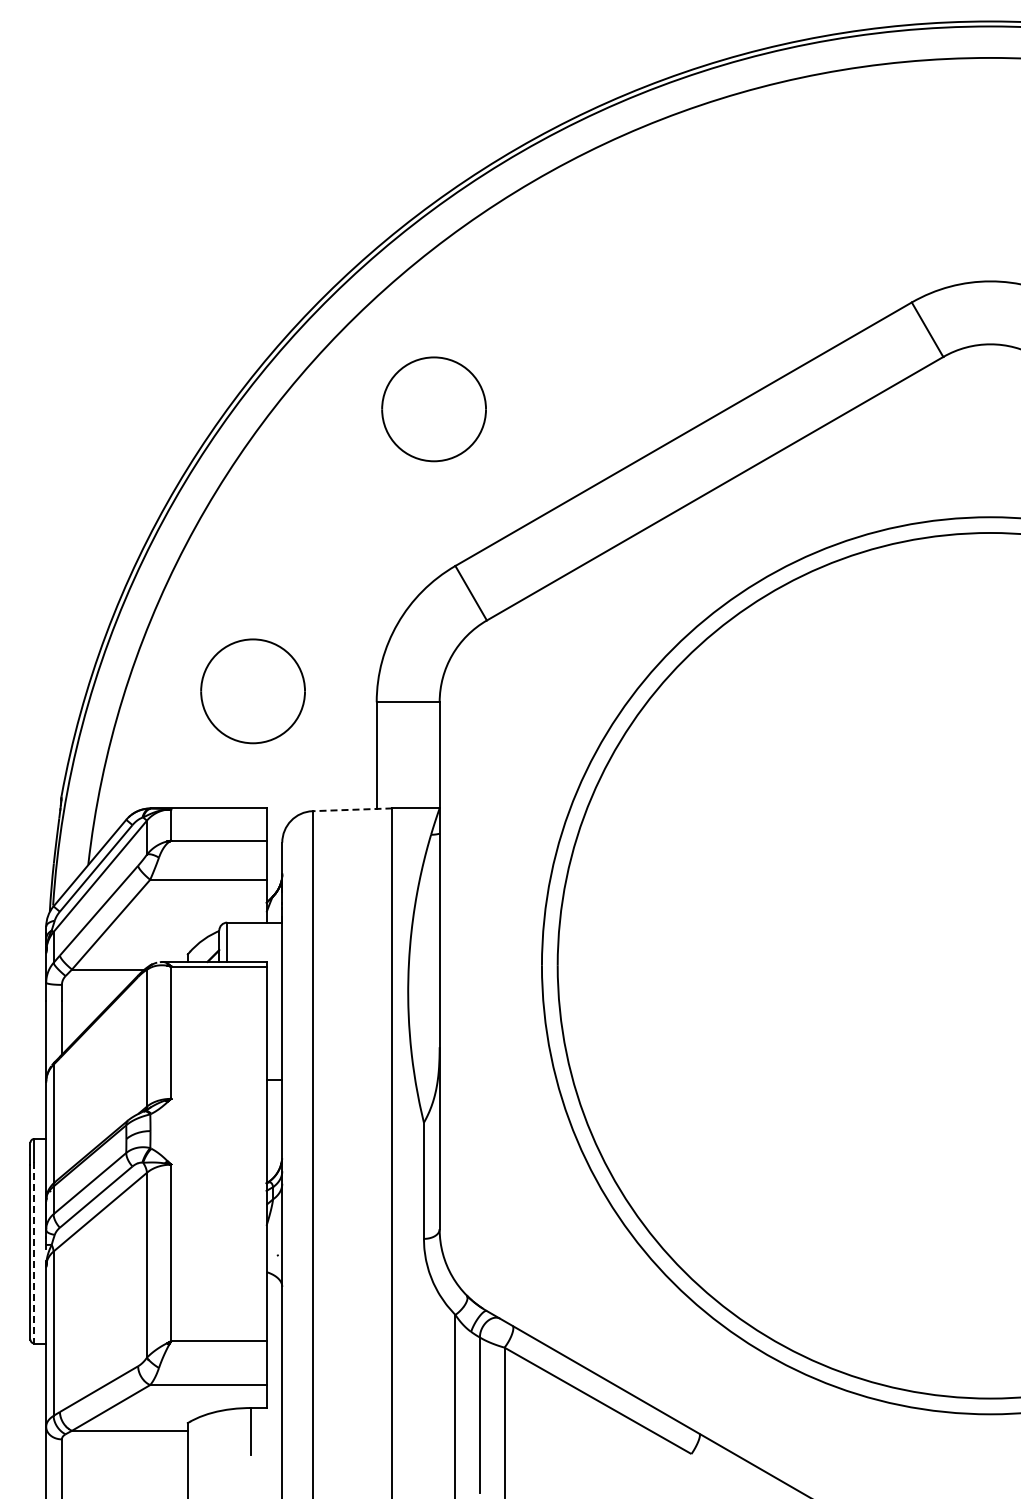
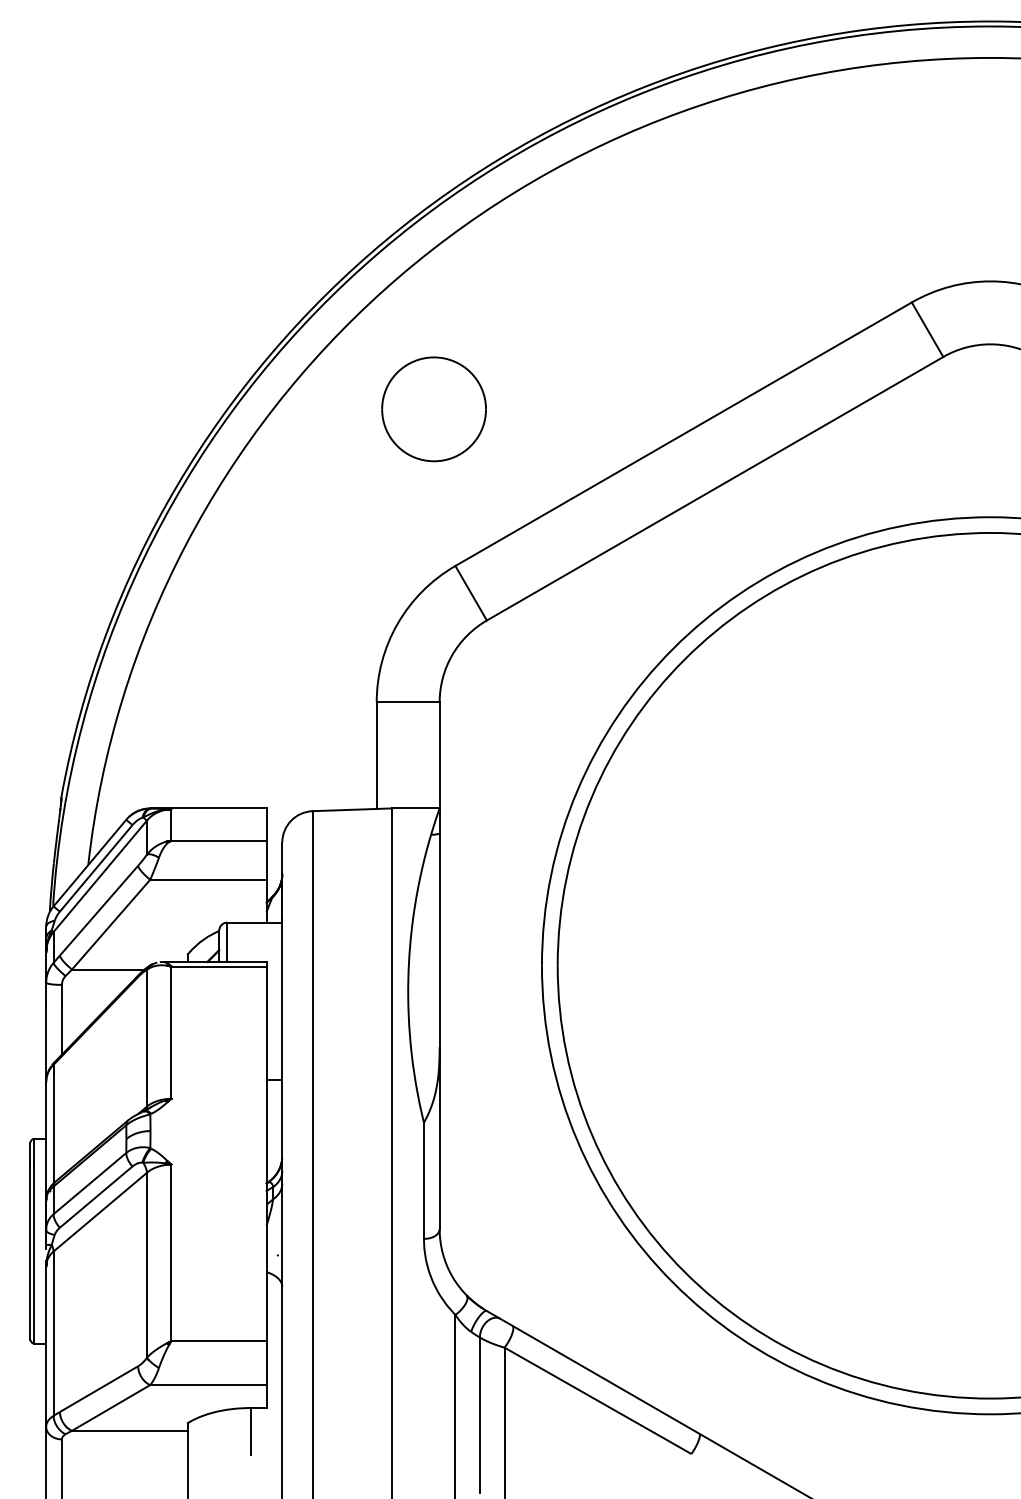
part: present -> none (252, 691)
line: dashed -> solid (352, 809)
line: dashed -> solid (34, 1252)
